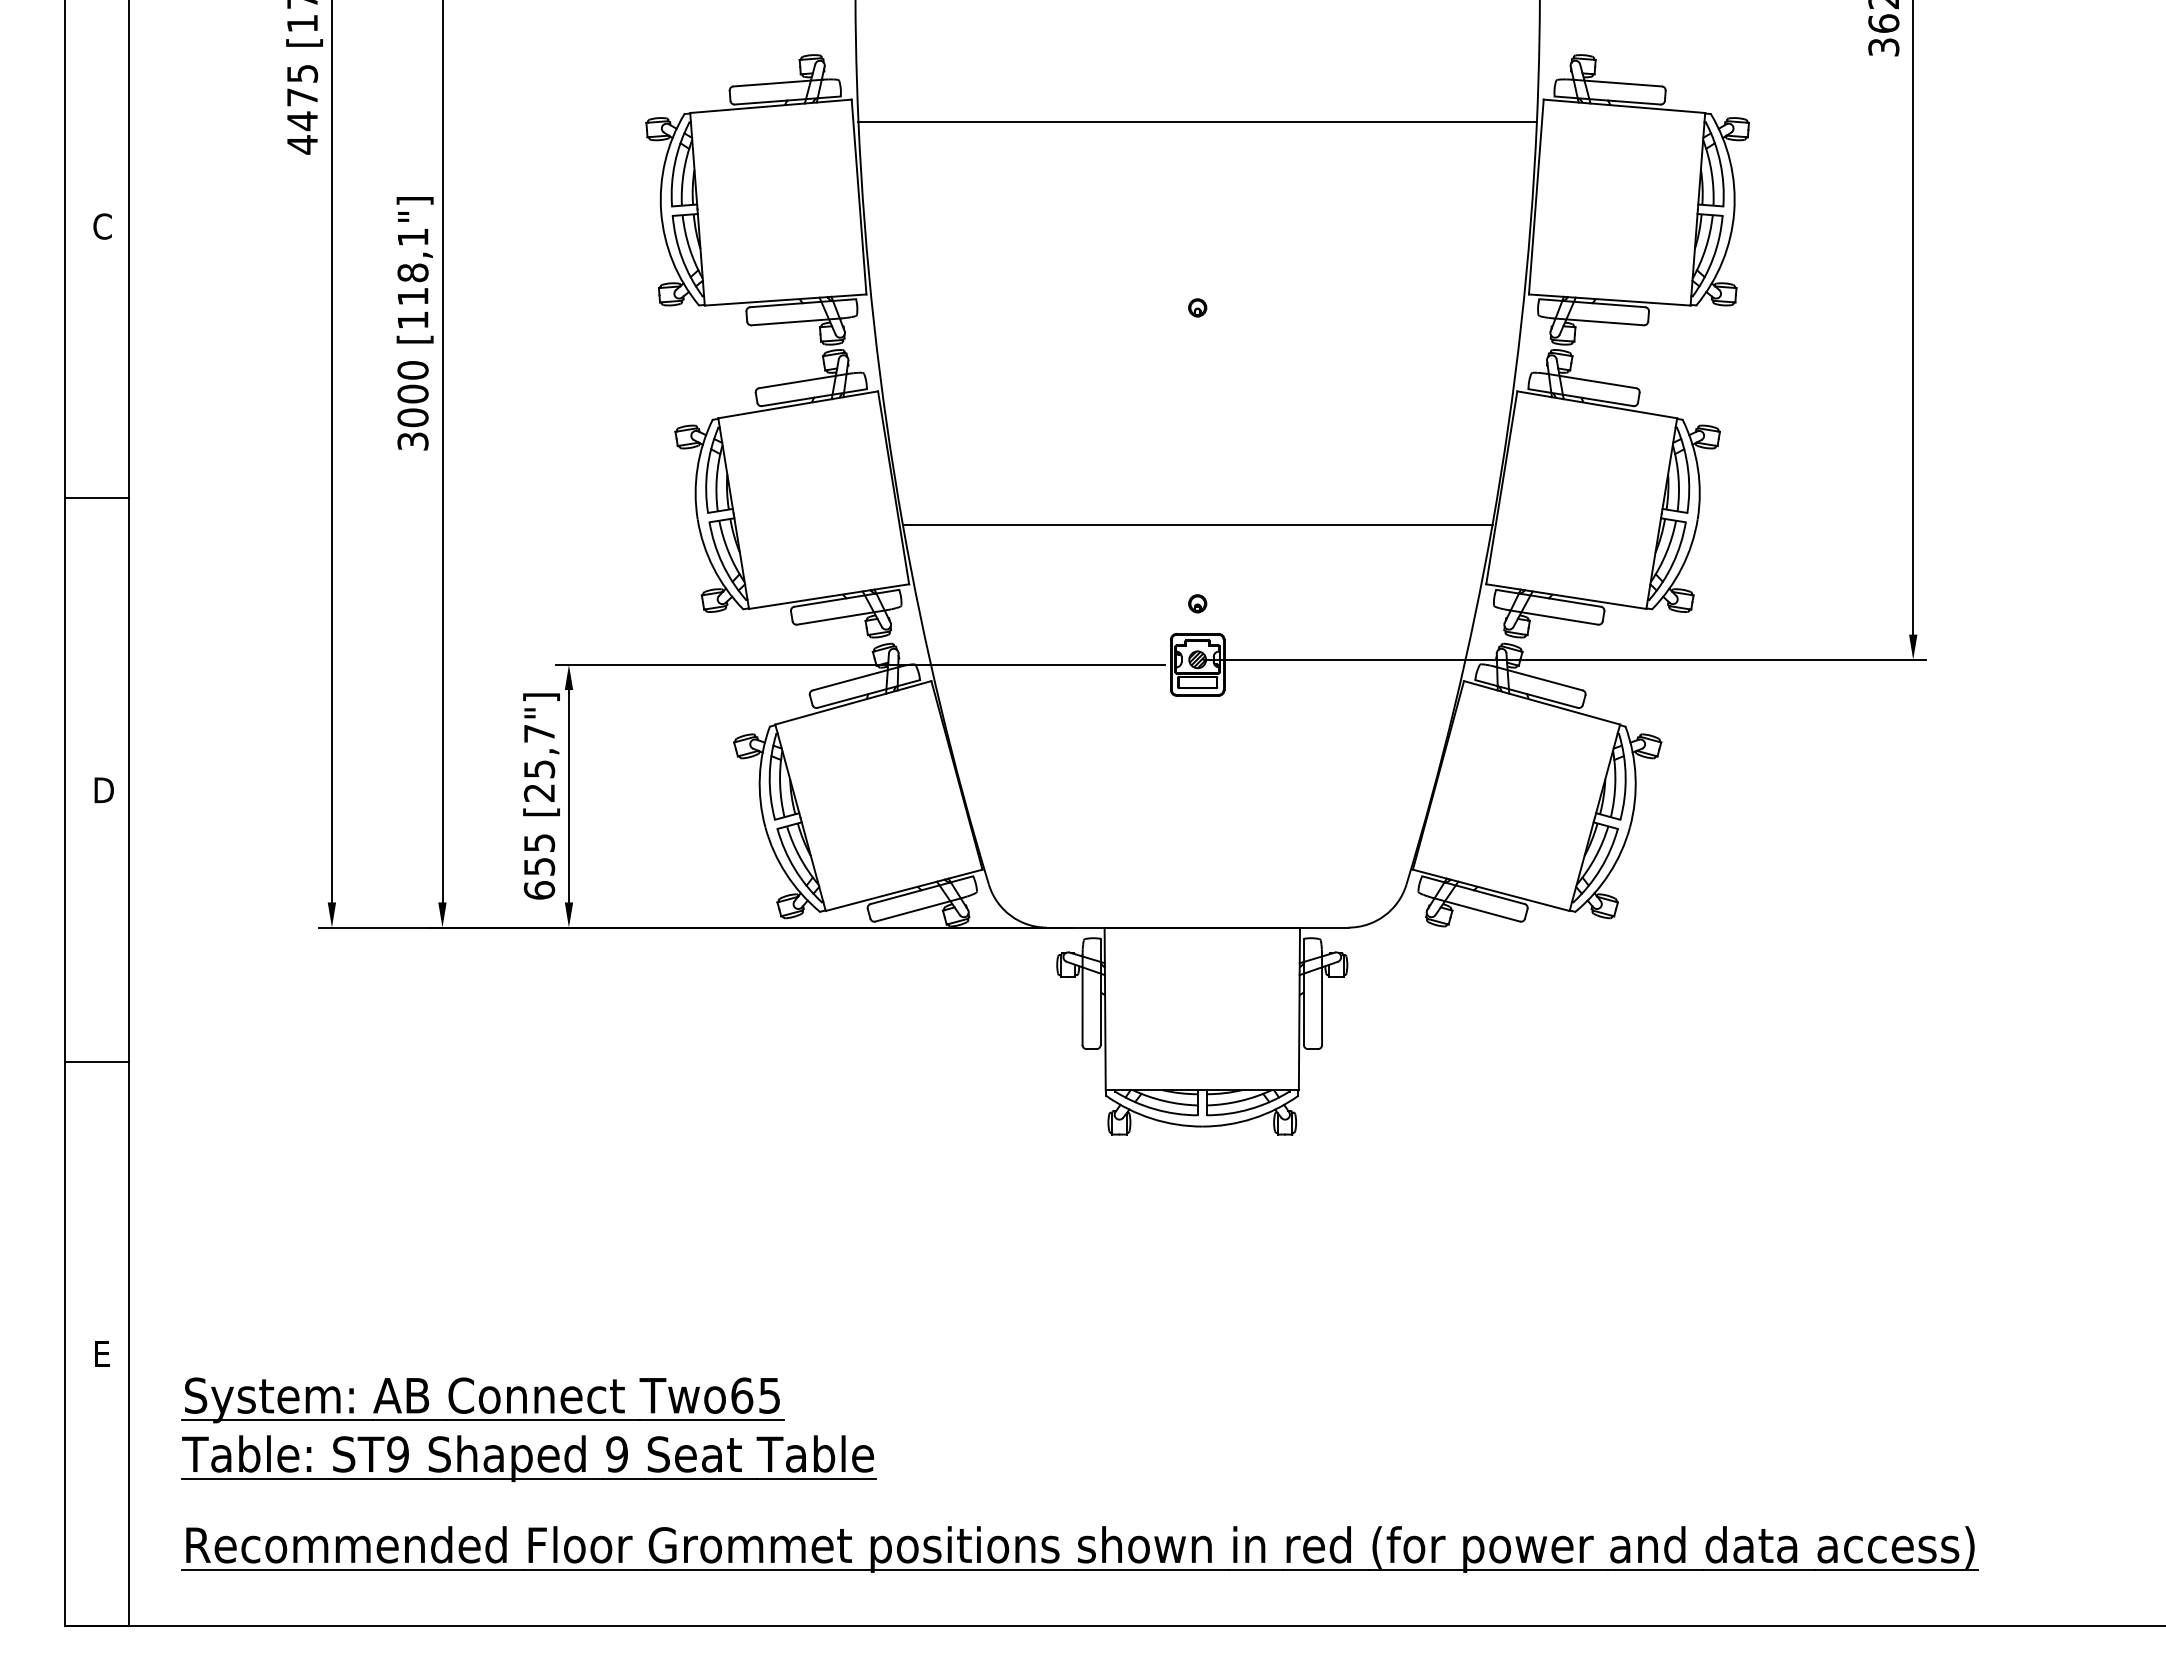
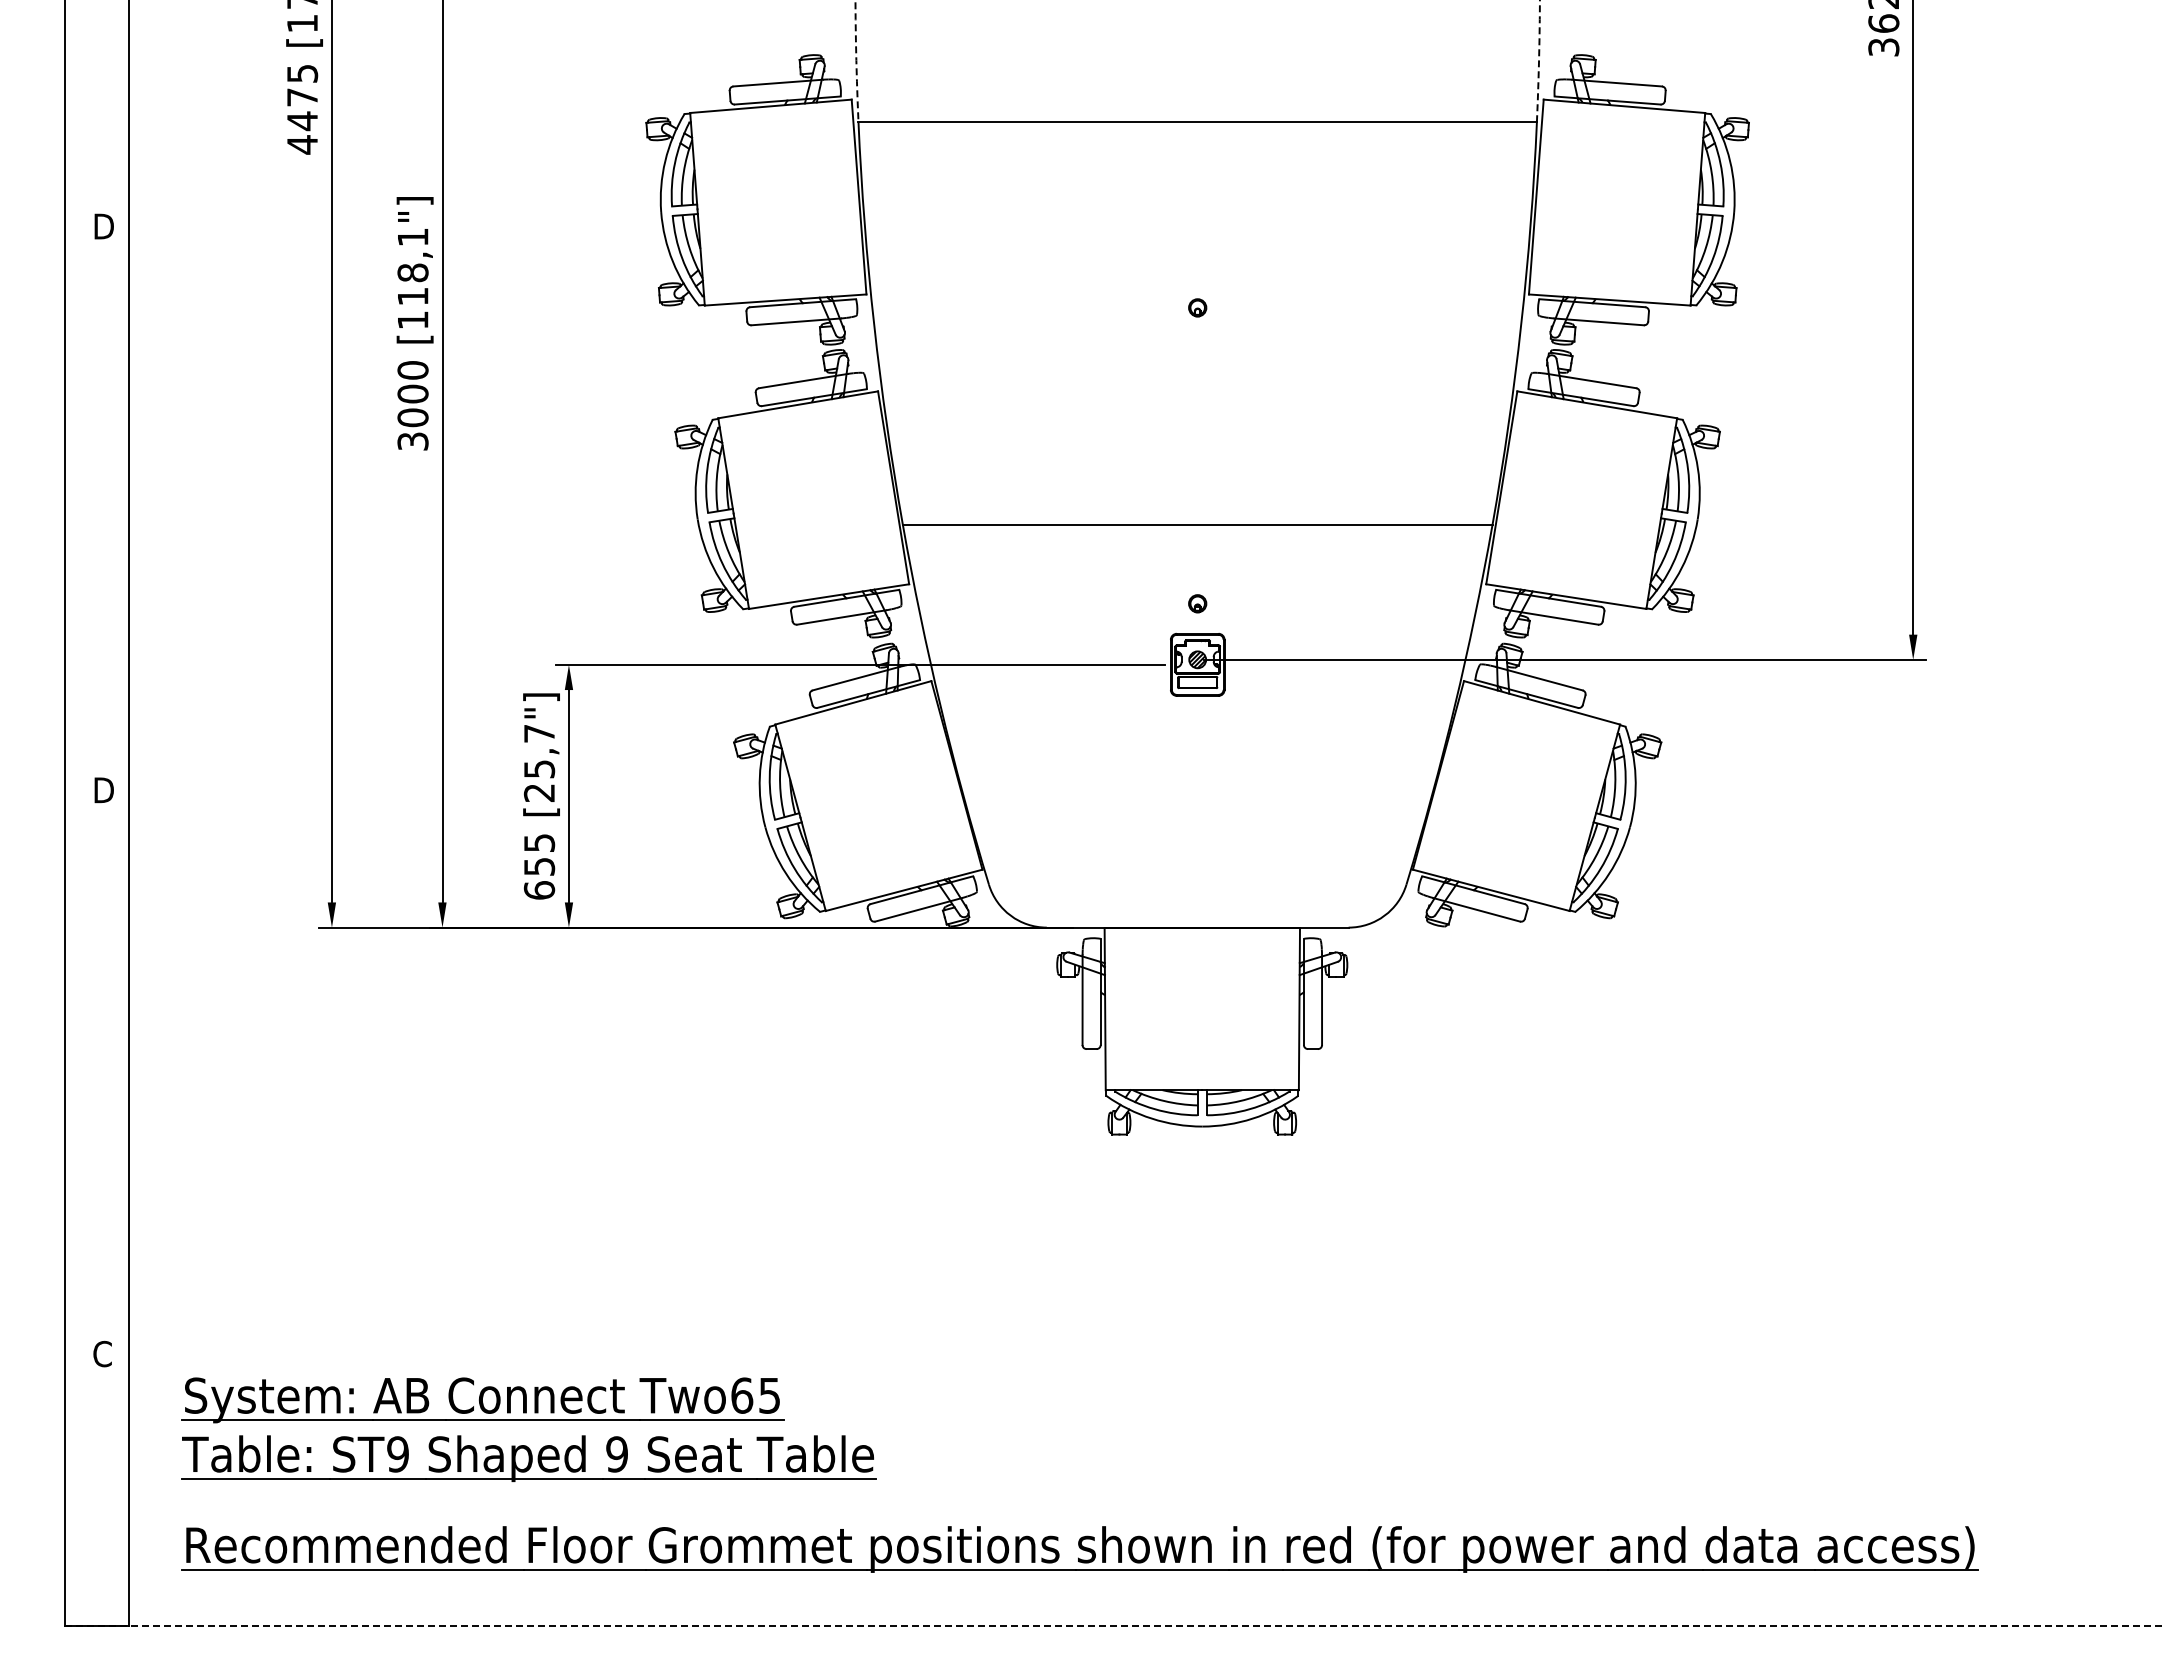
arc: solid -> dashed (856, 60)
arc: solid -> dashed (1538, 60)
text: C -> D (103, 226)
line: present -> none (96, 498)
line: present -> none (96, 1062)
text: E -> C (102, 1353)
line: solid -> dashed (1115, 1625)
